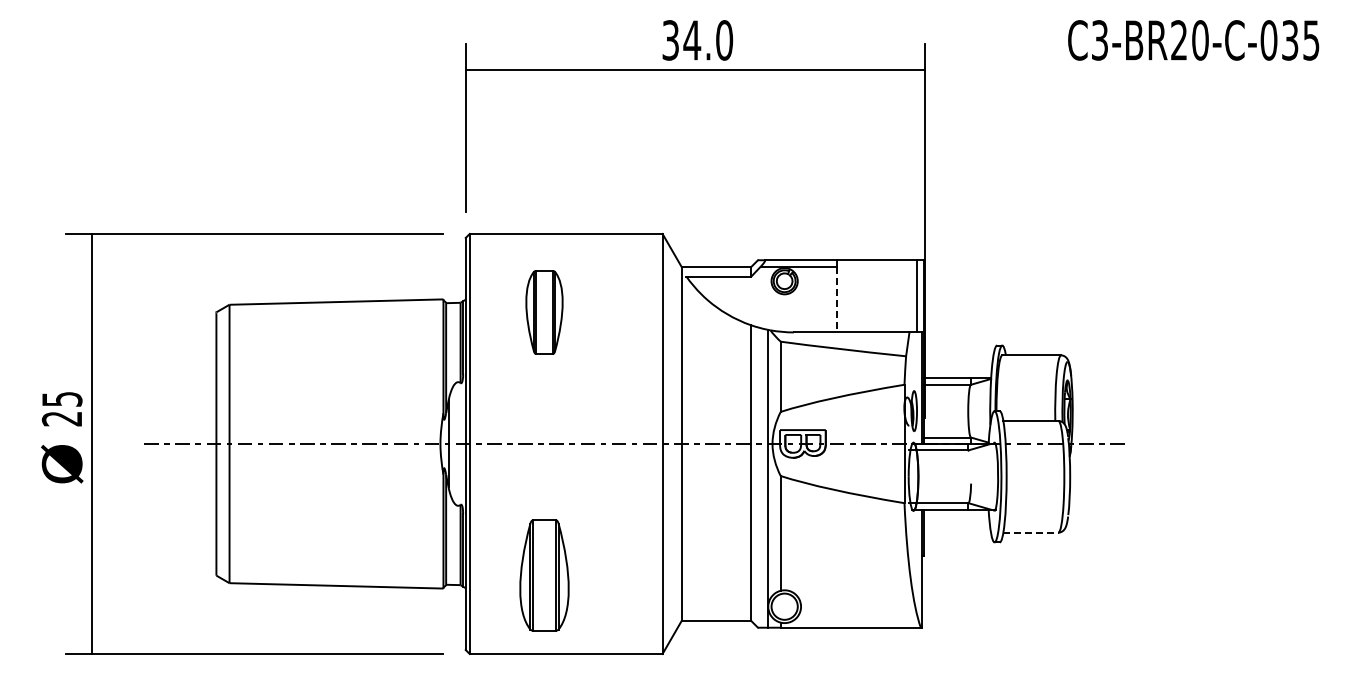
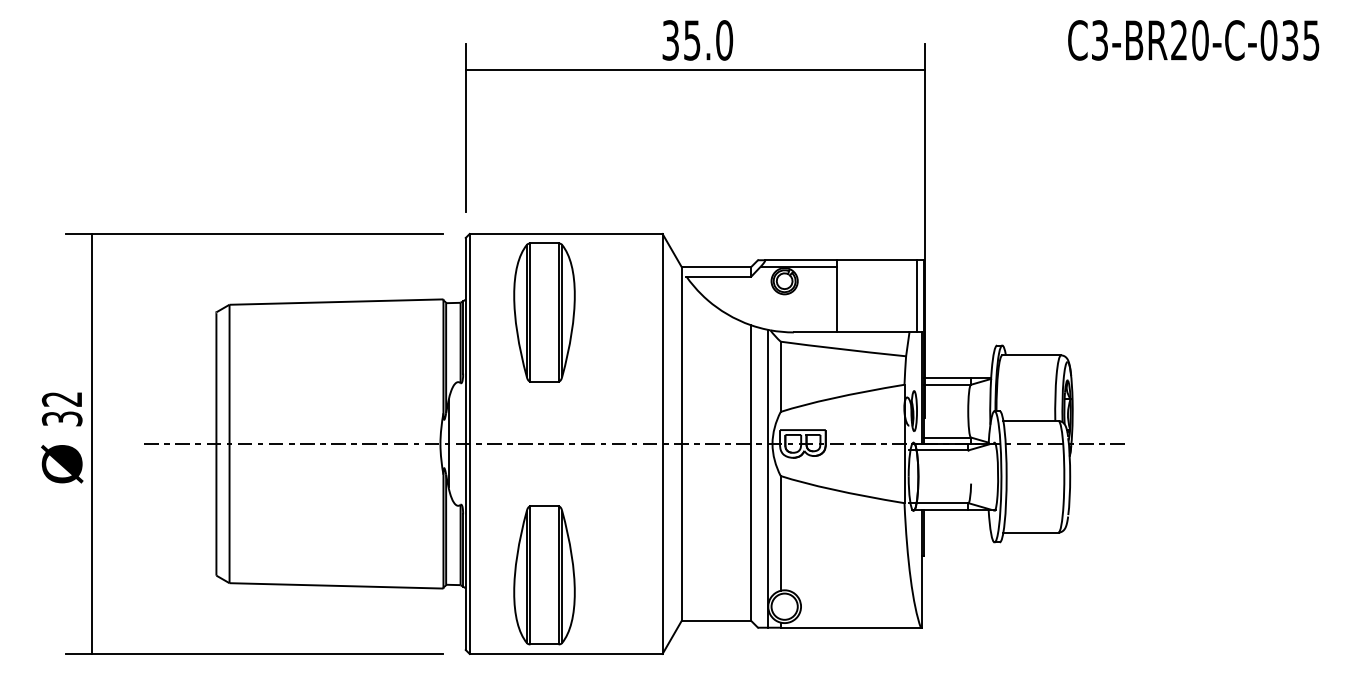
text: 34.0 -> 35.0 (692, 40)
line: dashed -> solid (837, 299)
part size: 39x85 px -> 63x141 px (544, 312)
text: 25 -> 32 (61, 409)
line: dashed -> solid (1030, 532)
part size: 51x113 px -> 63x141 px (544, 575)
